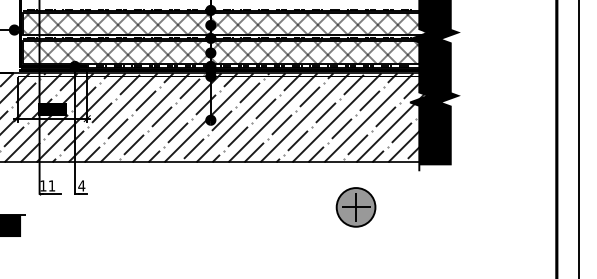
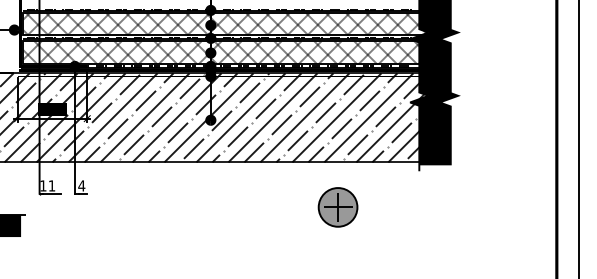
part position: (355, 207) -> (337, 207) (337, 207)
